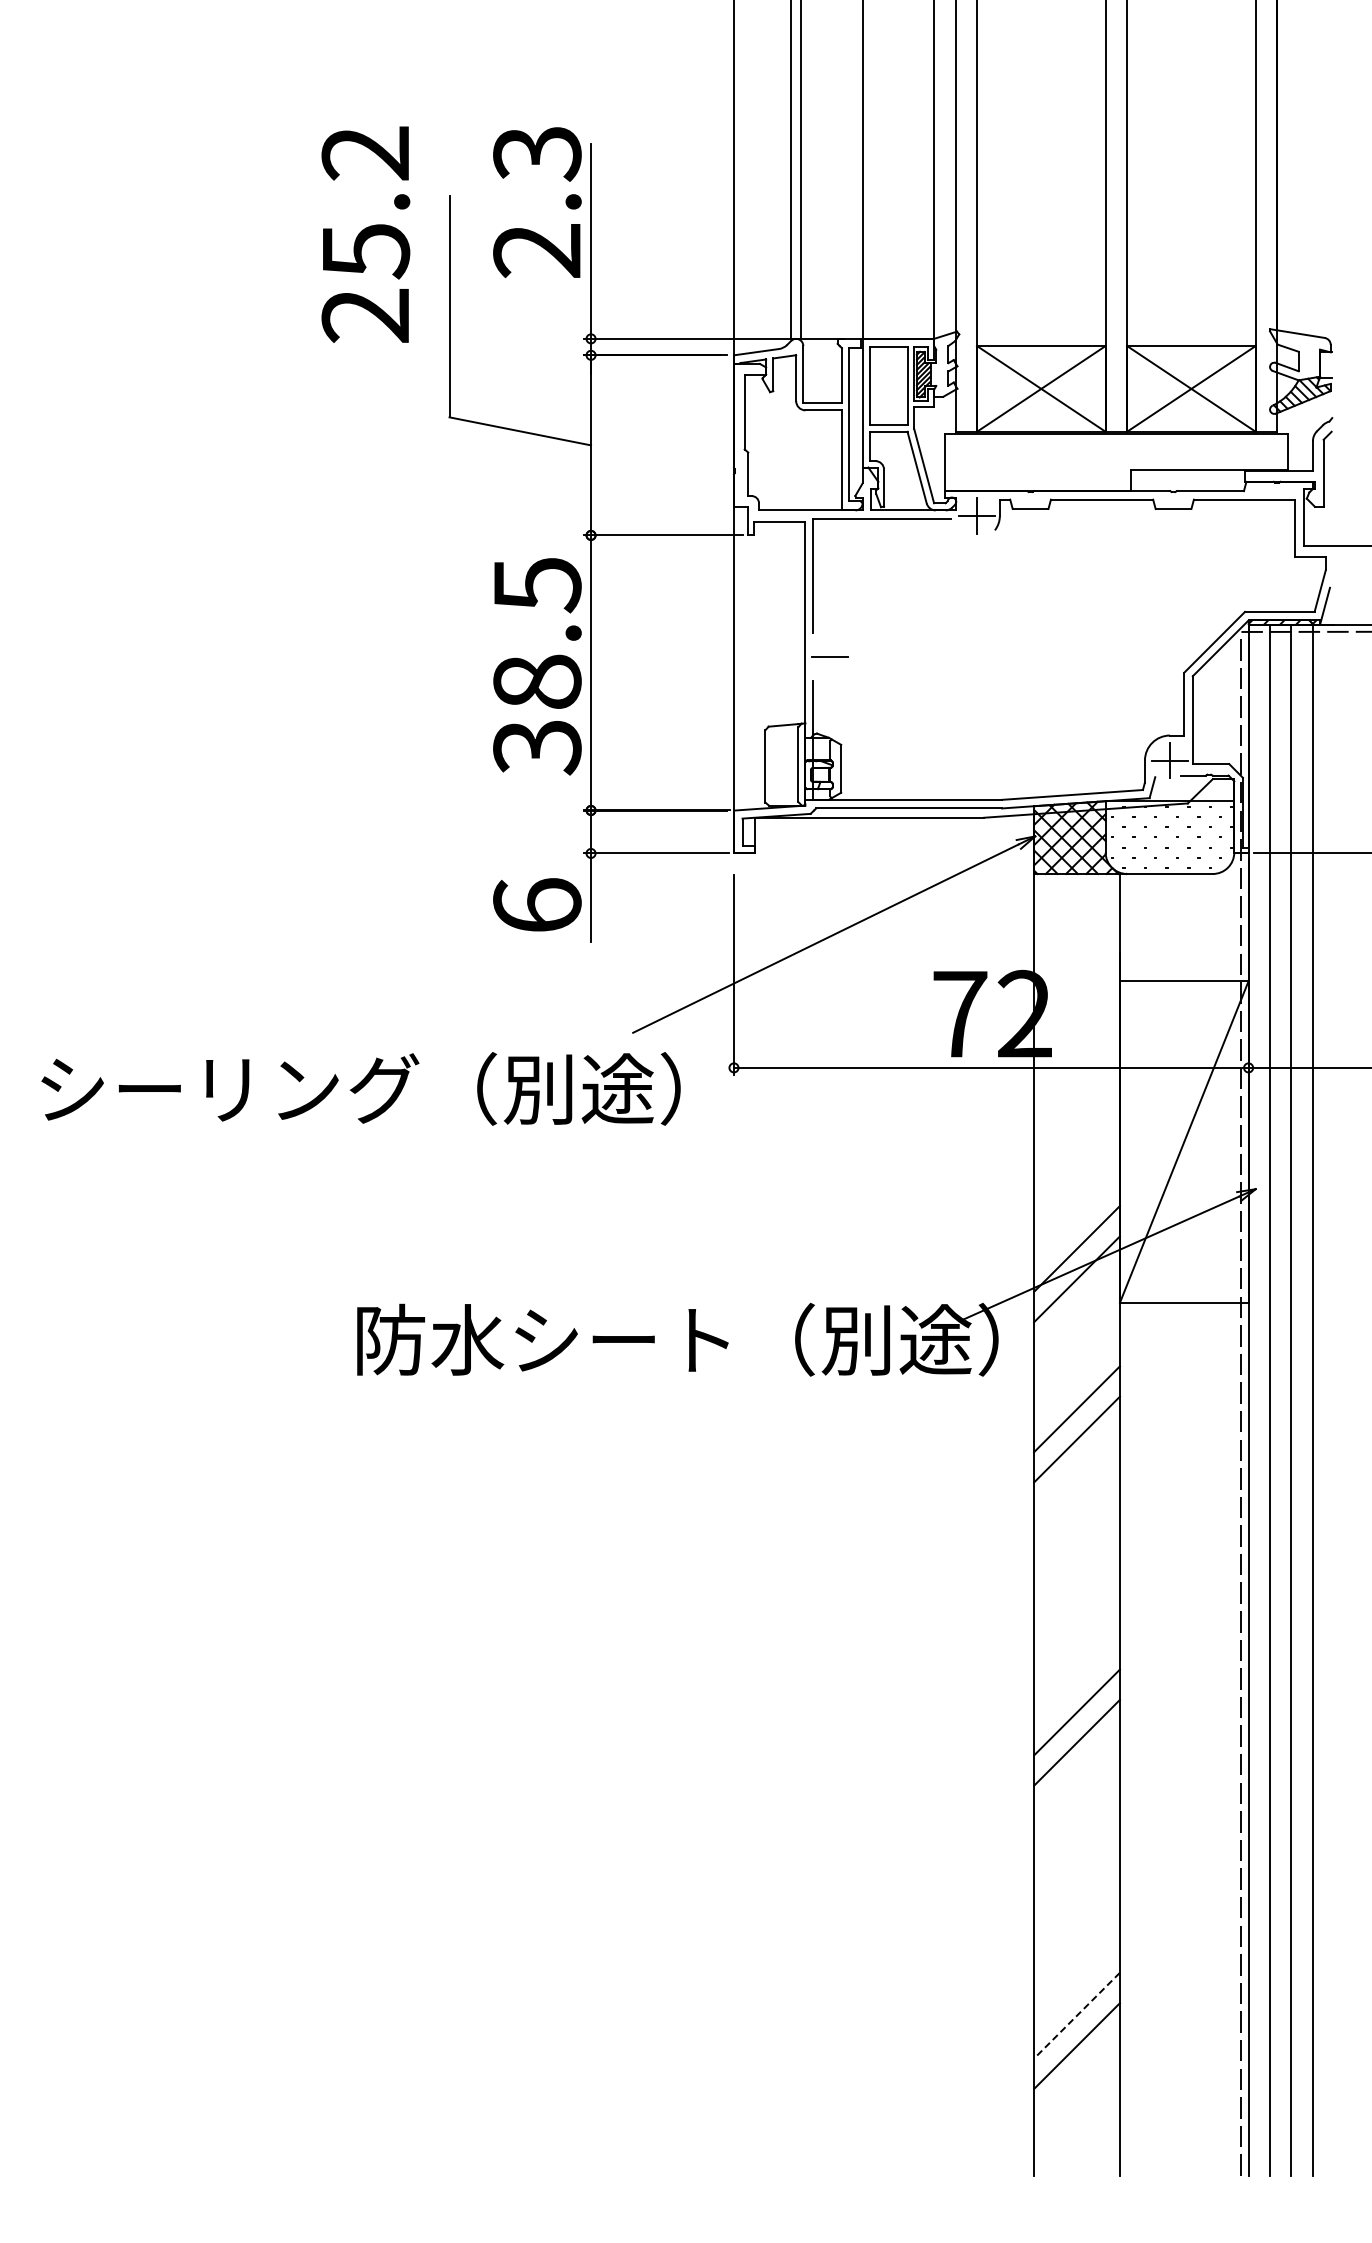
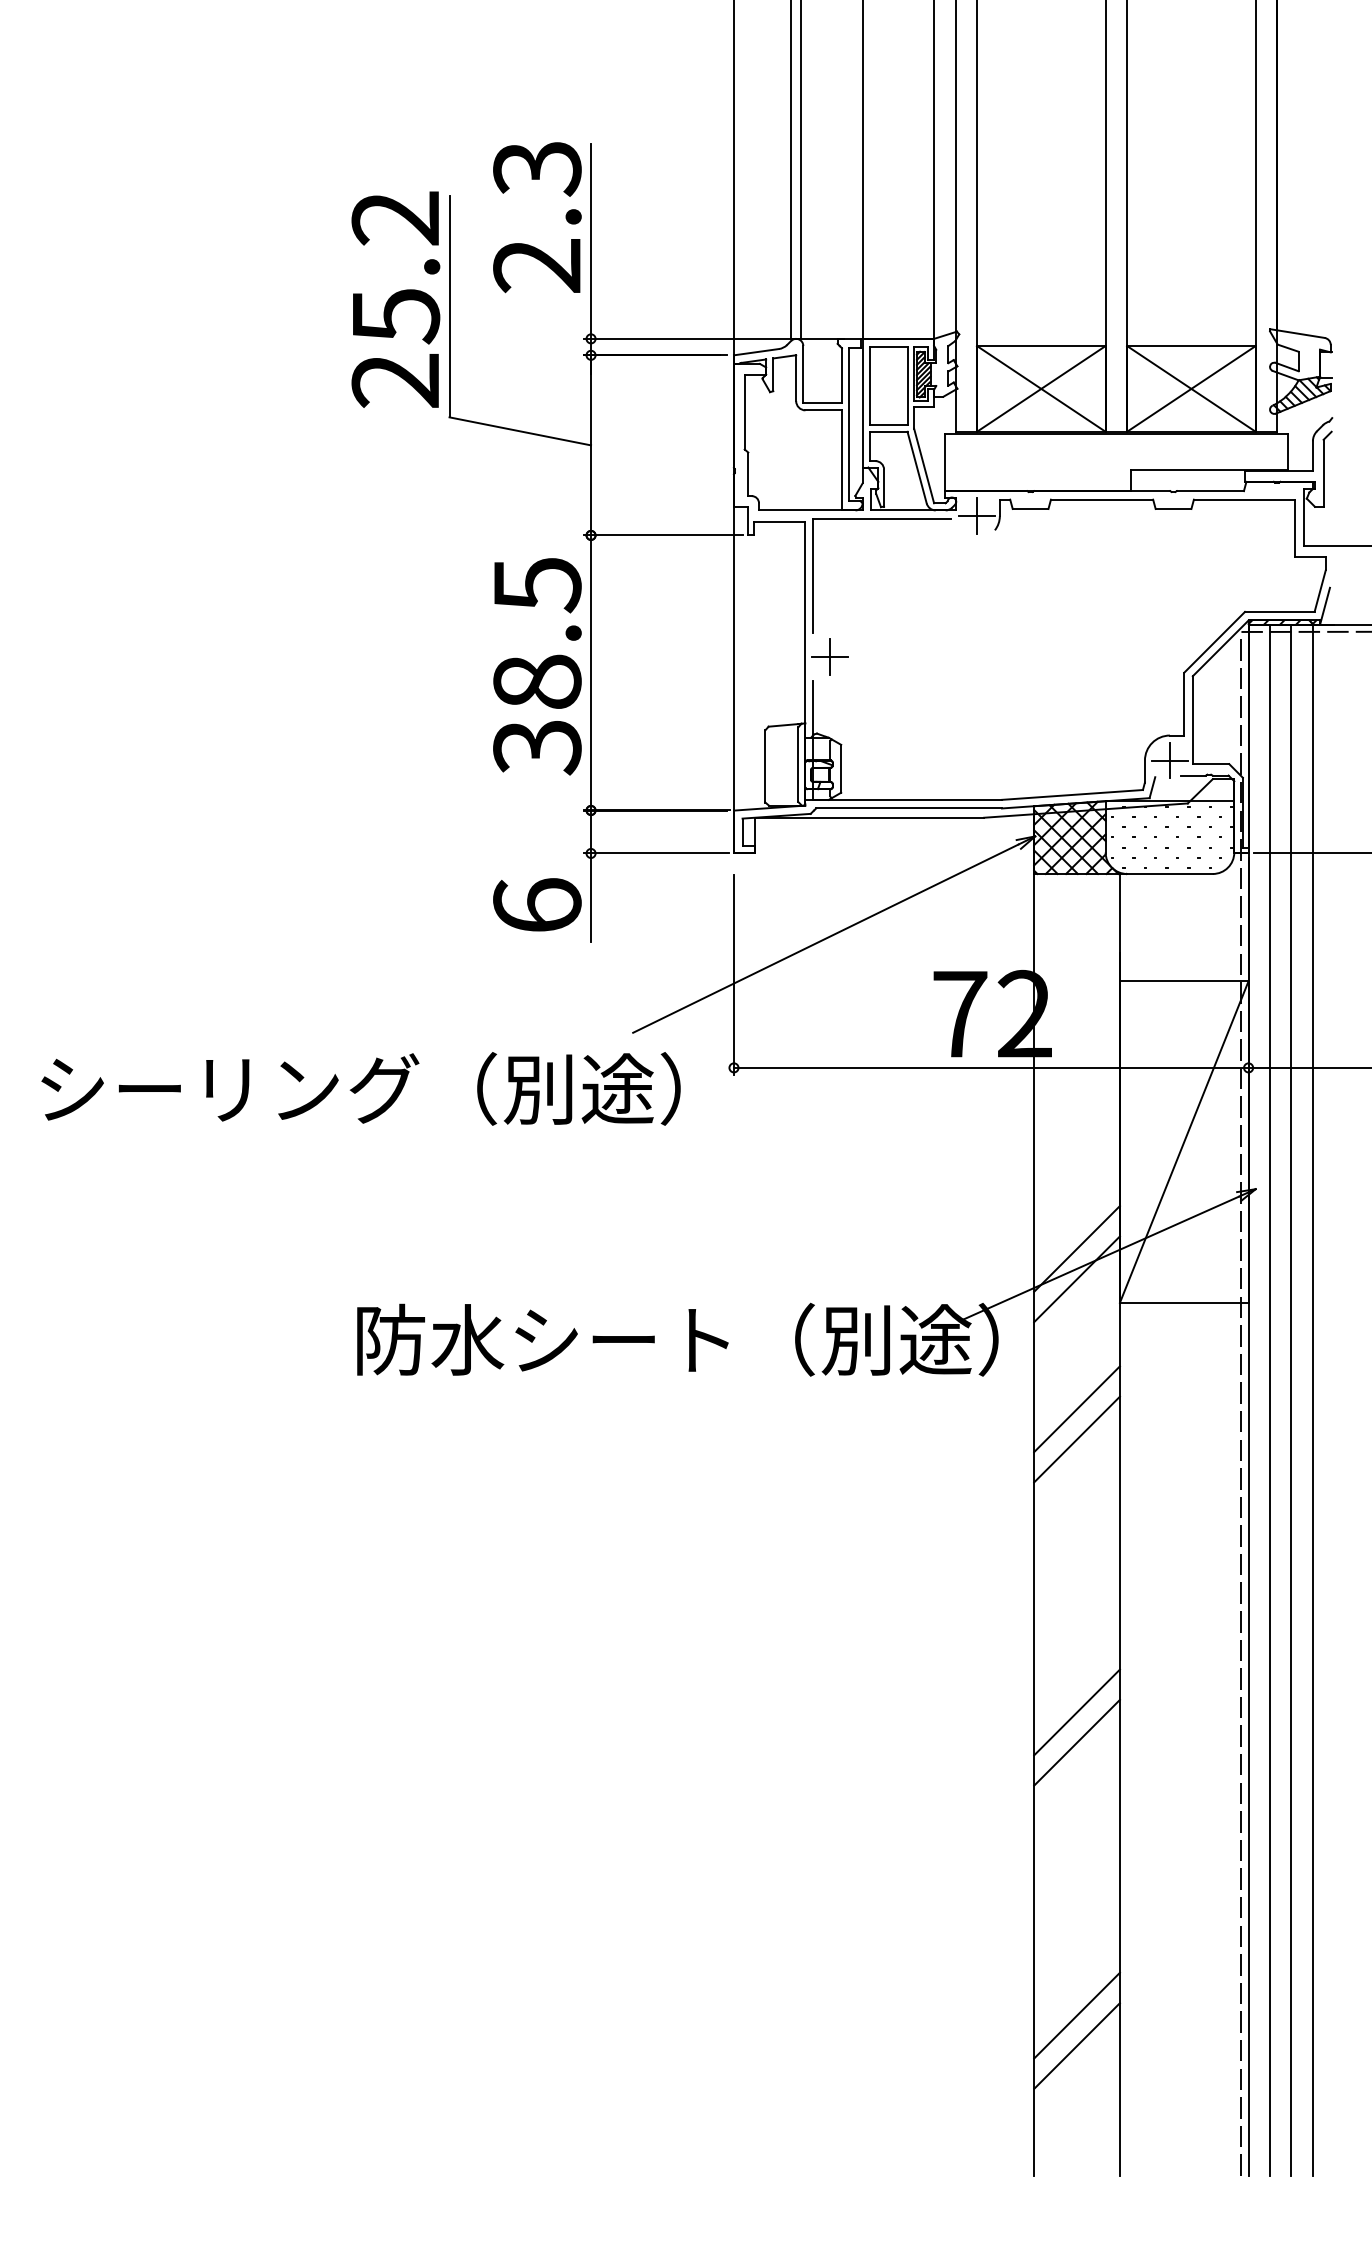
text position: (537, 202) -> (537, 217) (537, 217)
text position: (365, 234) -> (395, 299) (395, 299)
line: none -> present (829, 656)
line: dashed -> solid (1077, 2015)
